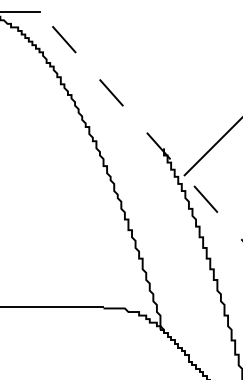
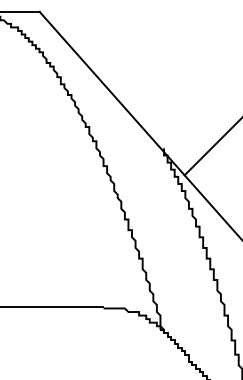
line: dashed -> solid (141, 126)
